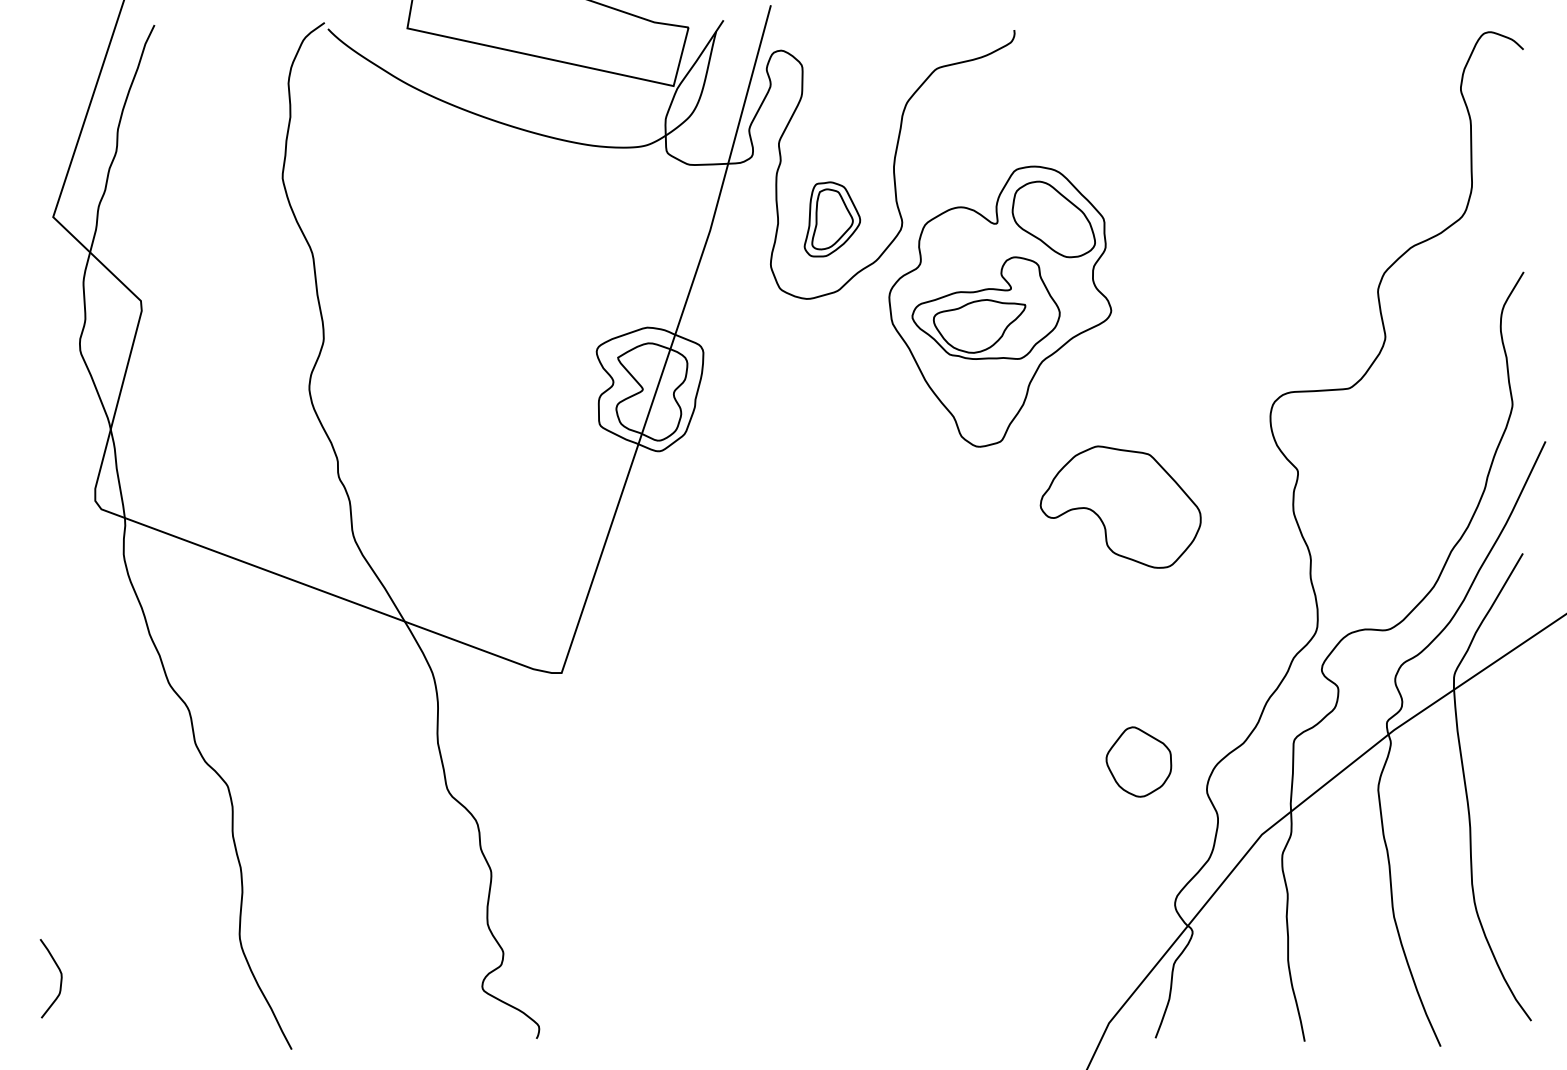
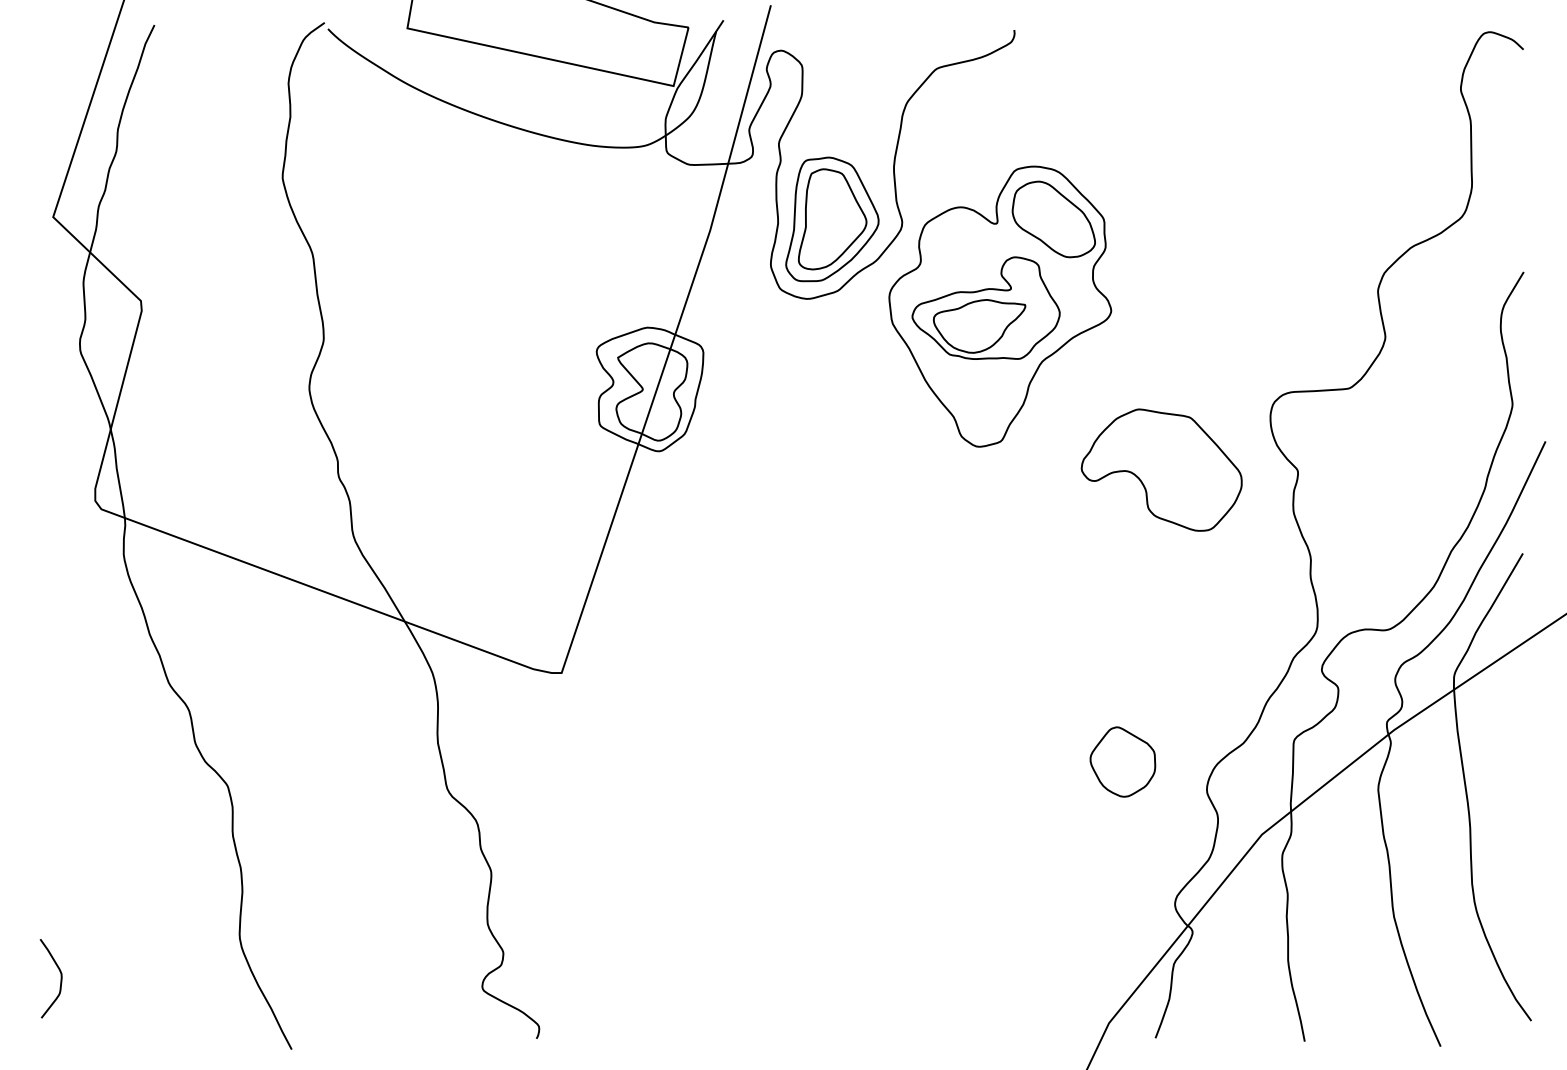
part size: 59x77 px -> 95x127 px (832, 219)
part position: (1120, 506) -> (1161, 469) (1161, 469)
part position: (1138, 761) -> (1122, 761) (1122, 761)
